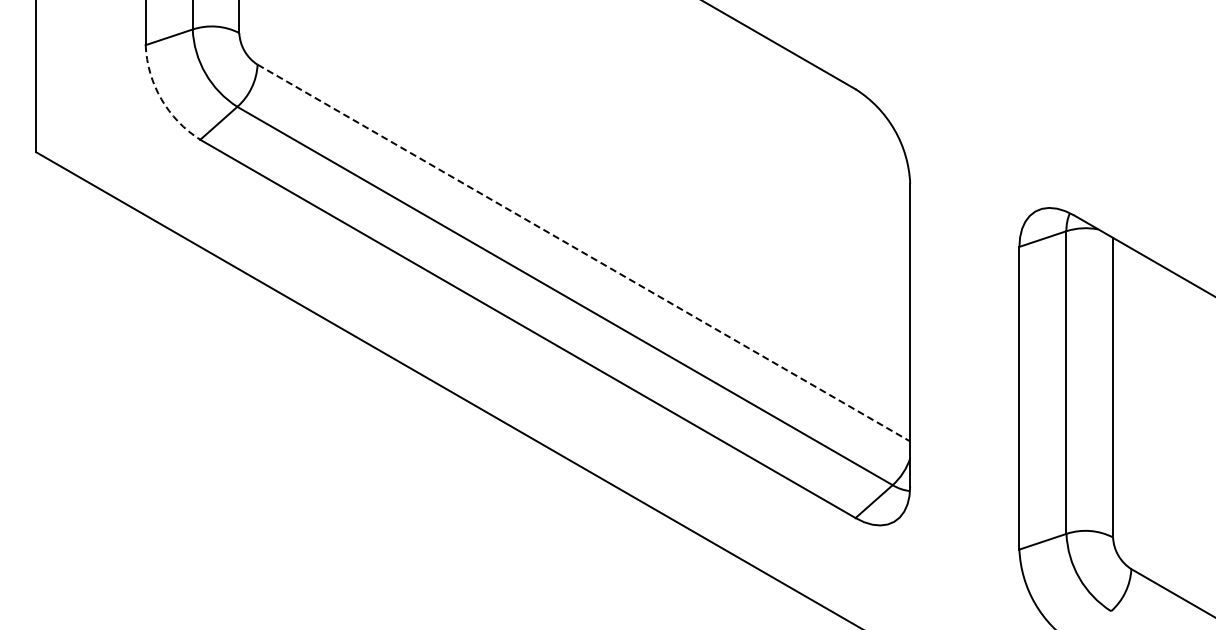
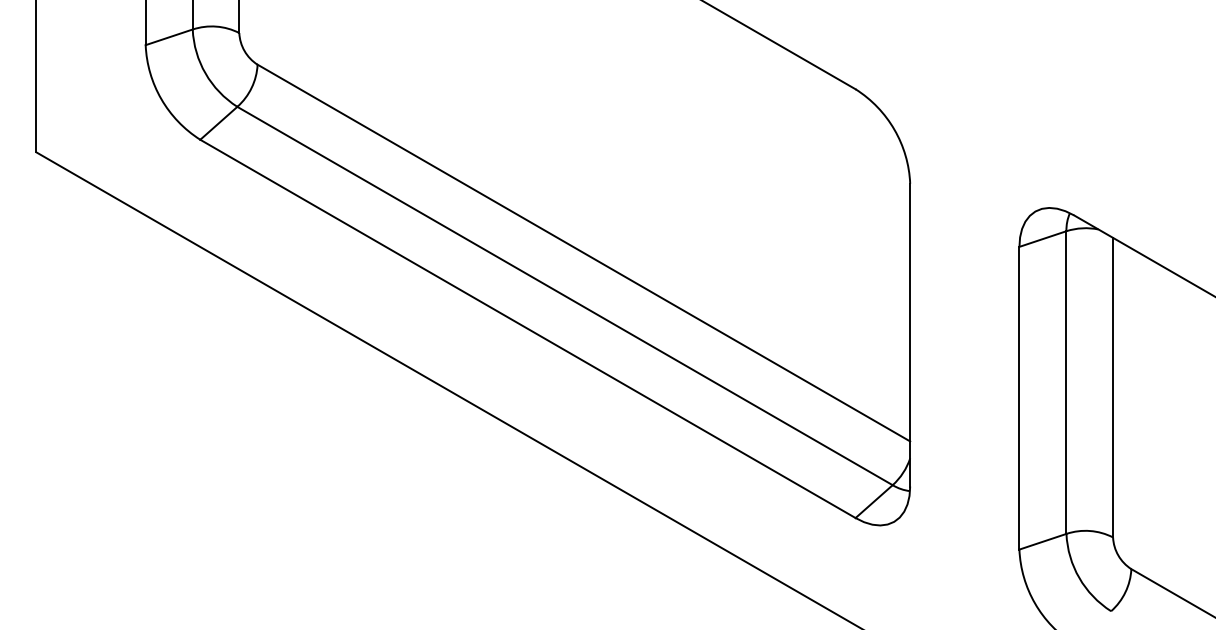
arc: dashed -> solid (161, 99)
line: dashed -> solid (583, 253)
